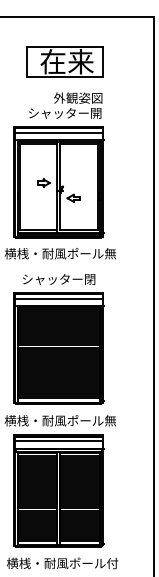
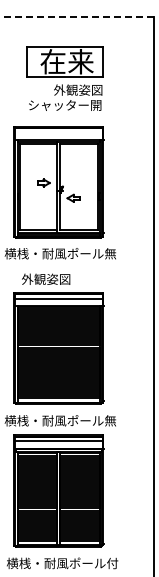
line: solid -> dashed (77, 17)
text position: (65, 105) -> (65, 97) (65, 97)
line: present -> none (58, 132)
text: シャッター閉 -> 外観姿図 (58, 278)
